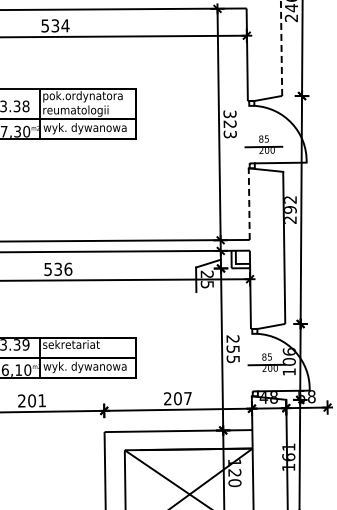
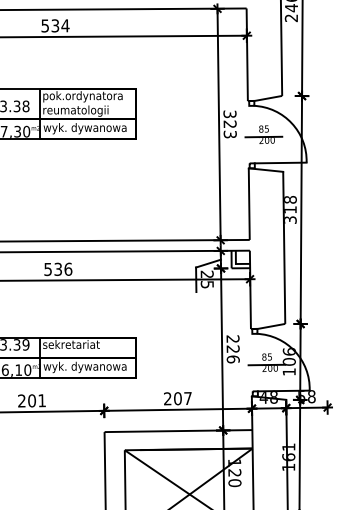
line: dashed -> solid (281, 47)
part position: (263, 144) -> (263, 134) (263, 134)
line: dashed -> solid (249, 204)
text: 292 -> 318 (290, 209)
text: 255 -> 226 (232, 354)
